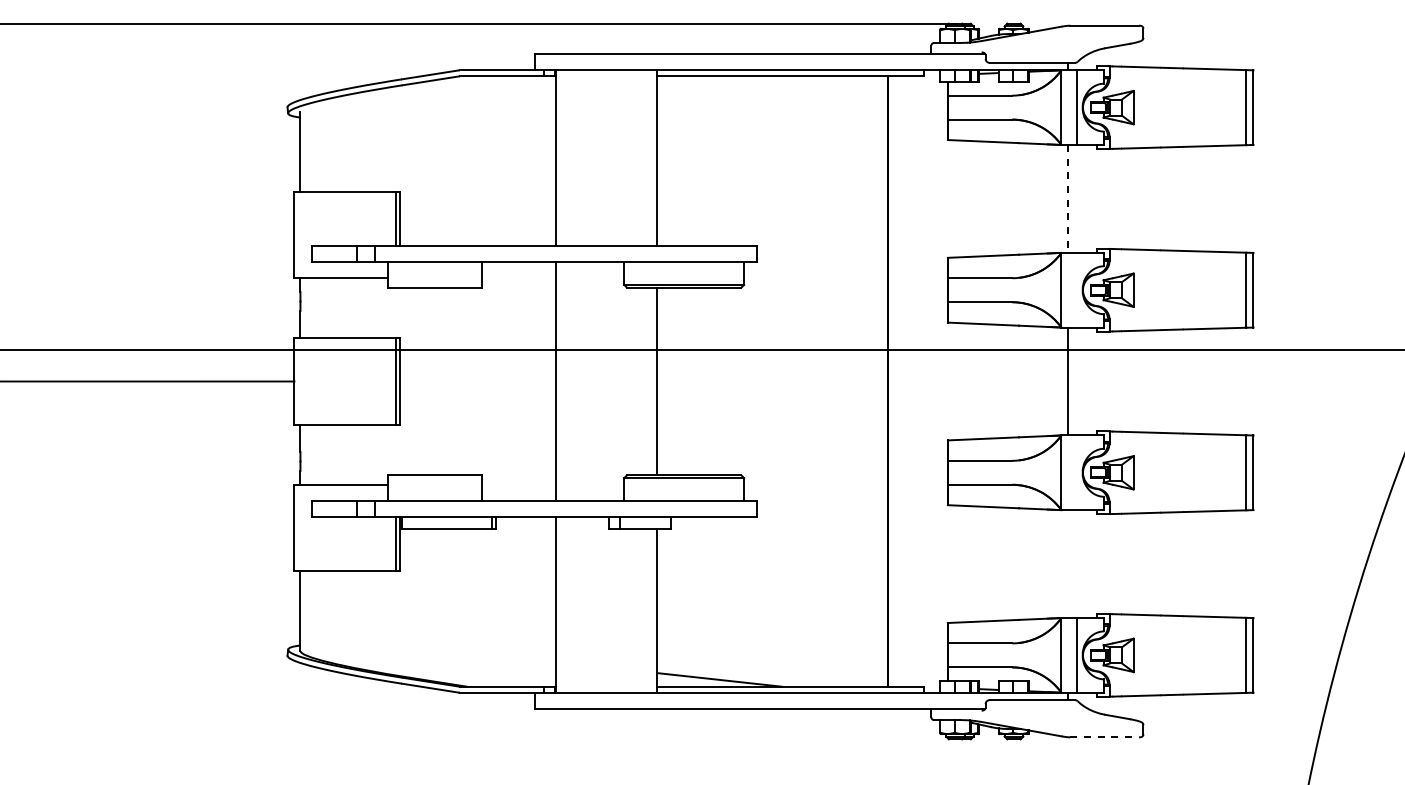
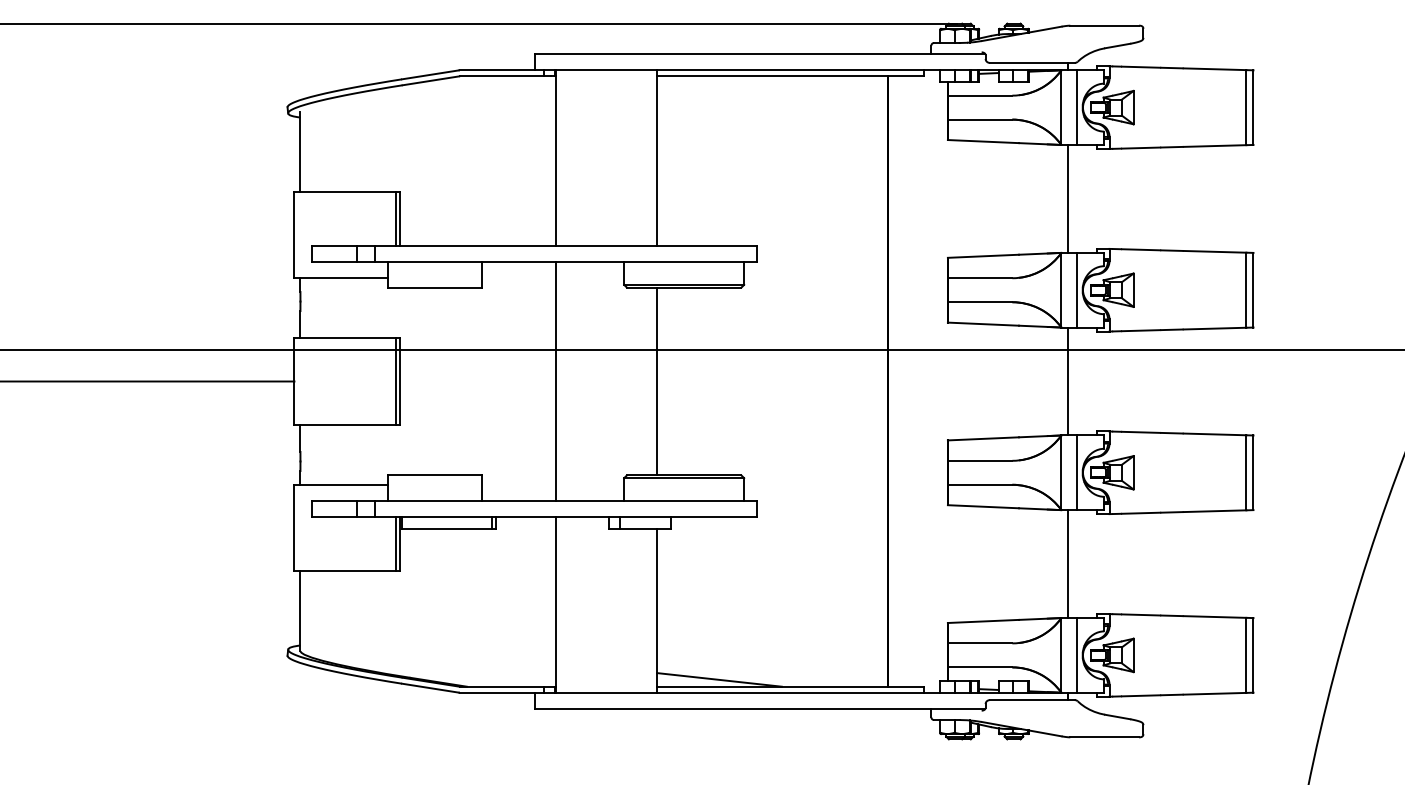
line: dashed -> solid (1067, 198)
line: none -> present (1076, 289)
line: none -> present (1076, 472)
line: none -> present (1067, 564)
line: dashed -> solid (1105, 737)
